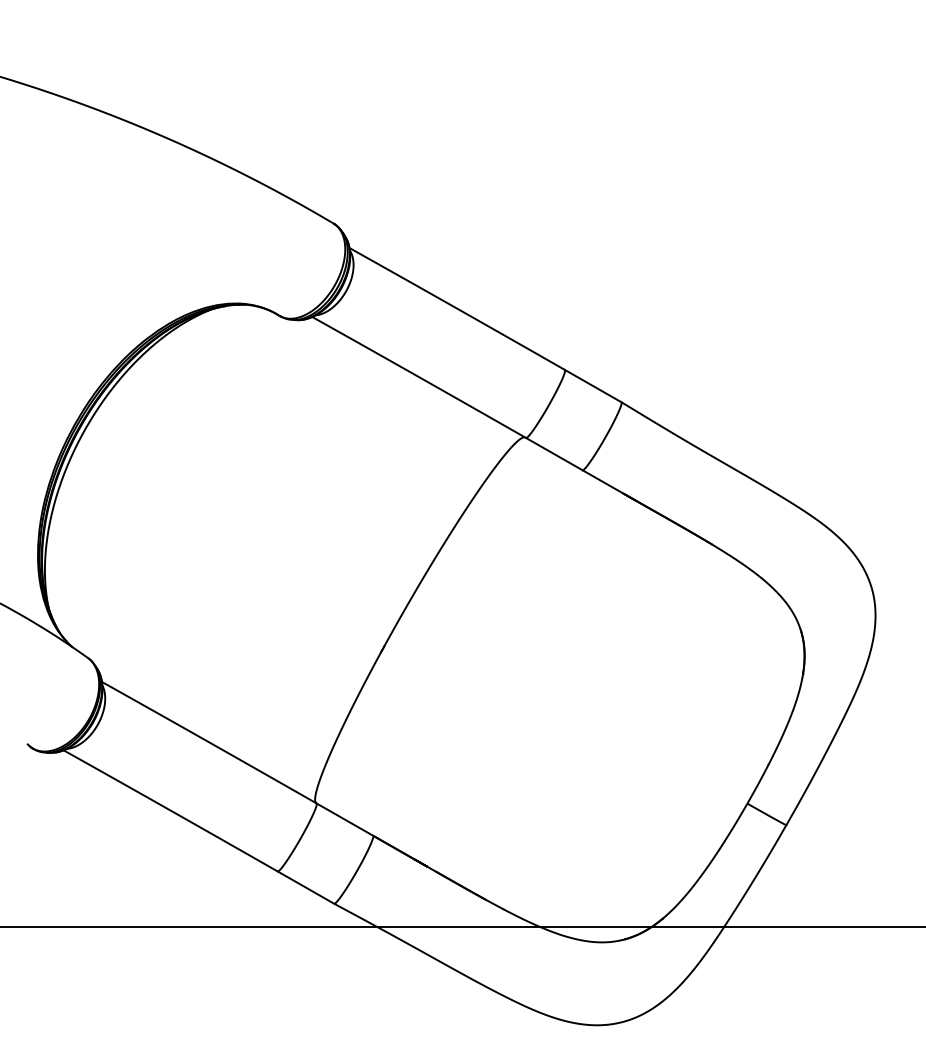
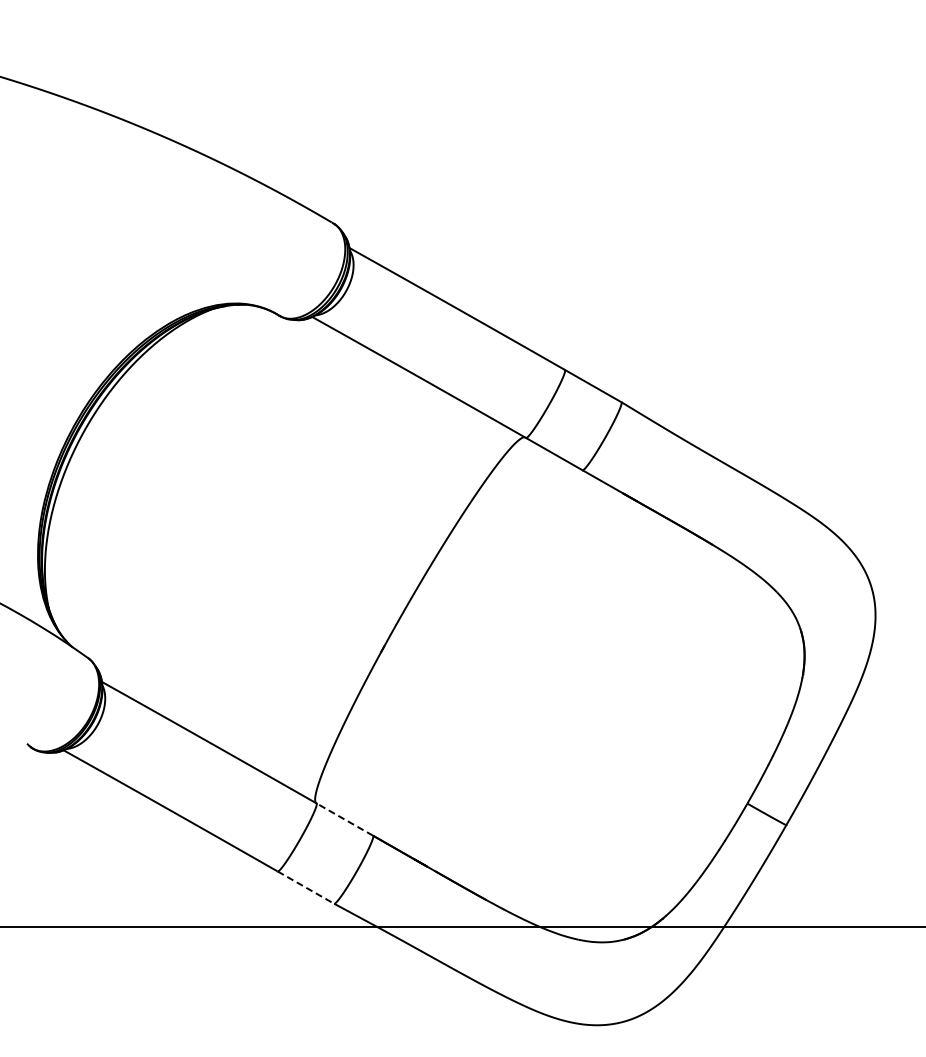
line: solid -> dashed (344, 819)
line: solid -> dashed (305, 887)
